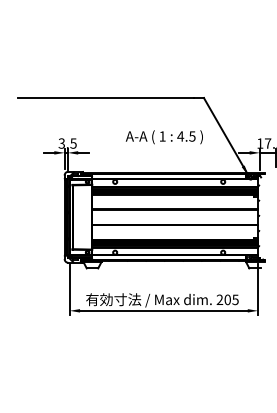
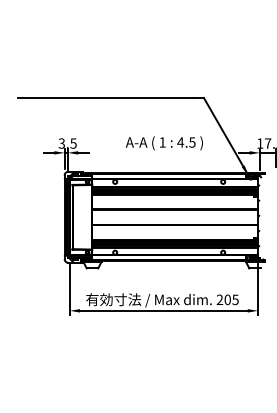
text position: (163, 137) -> (163, 143) (163, 143)
